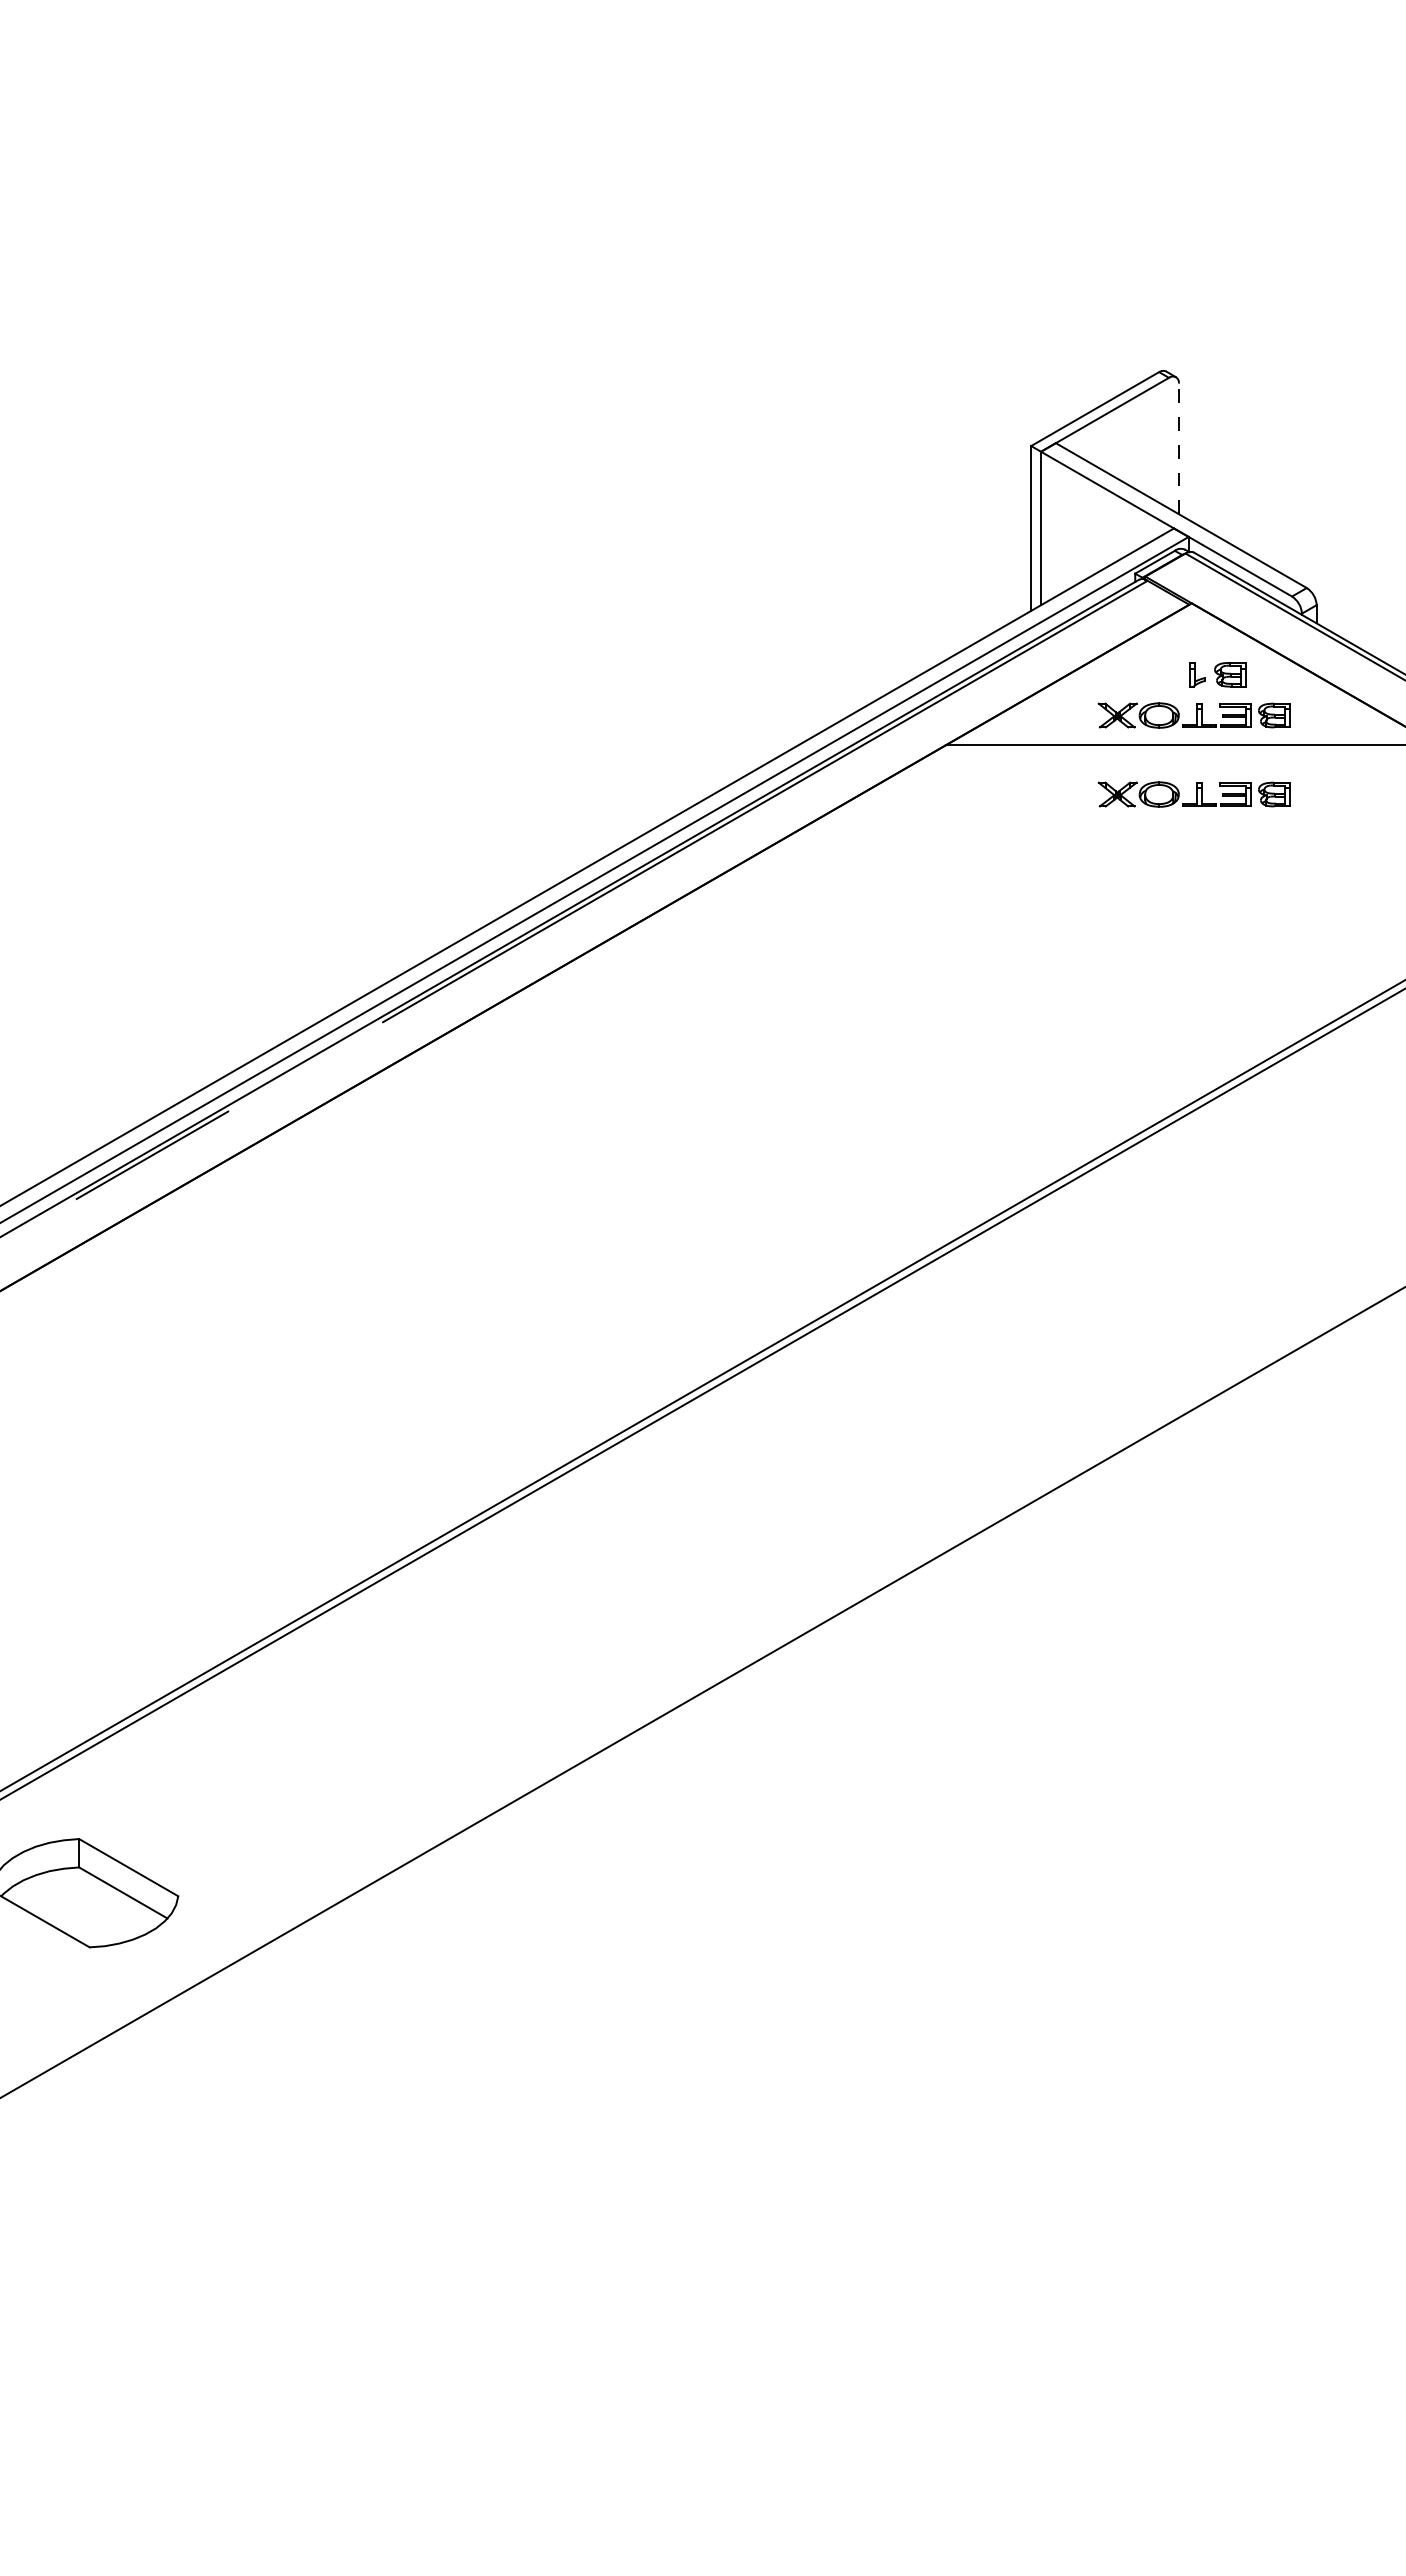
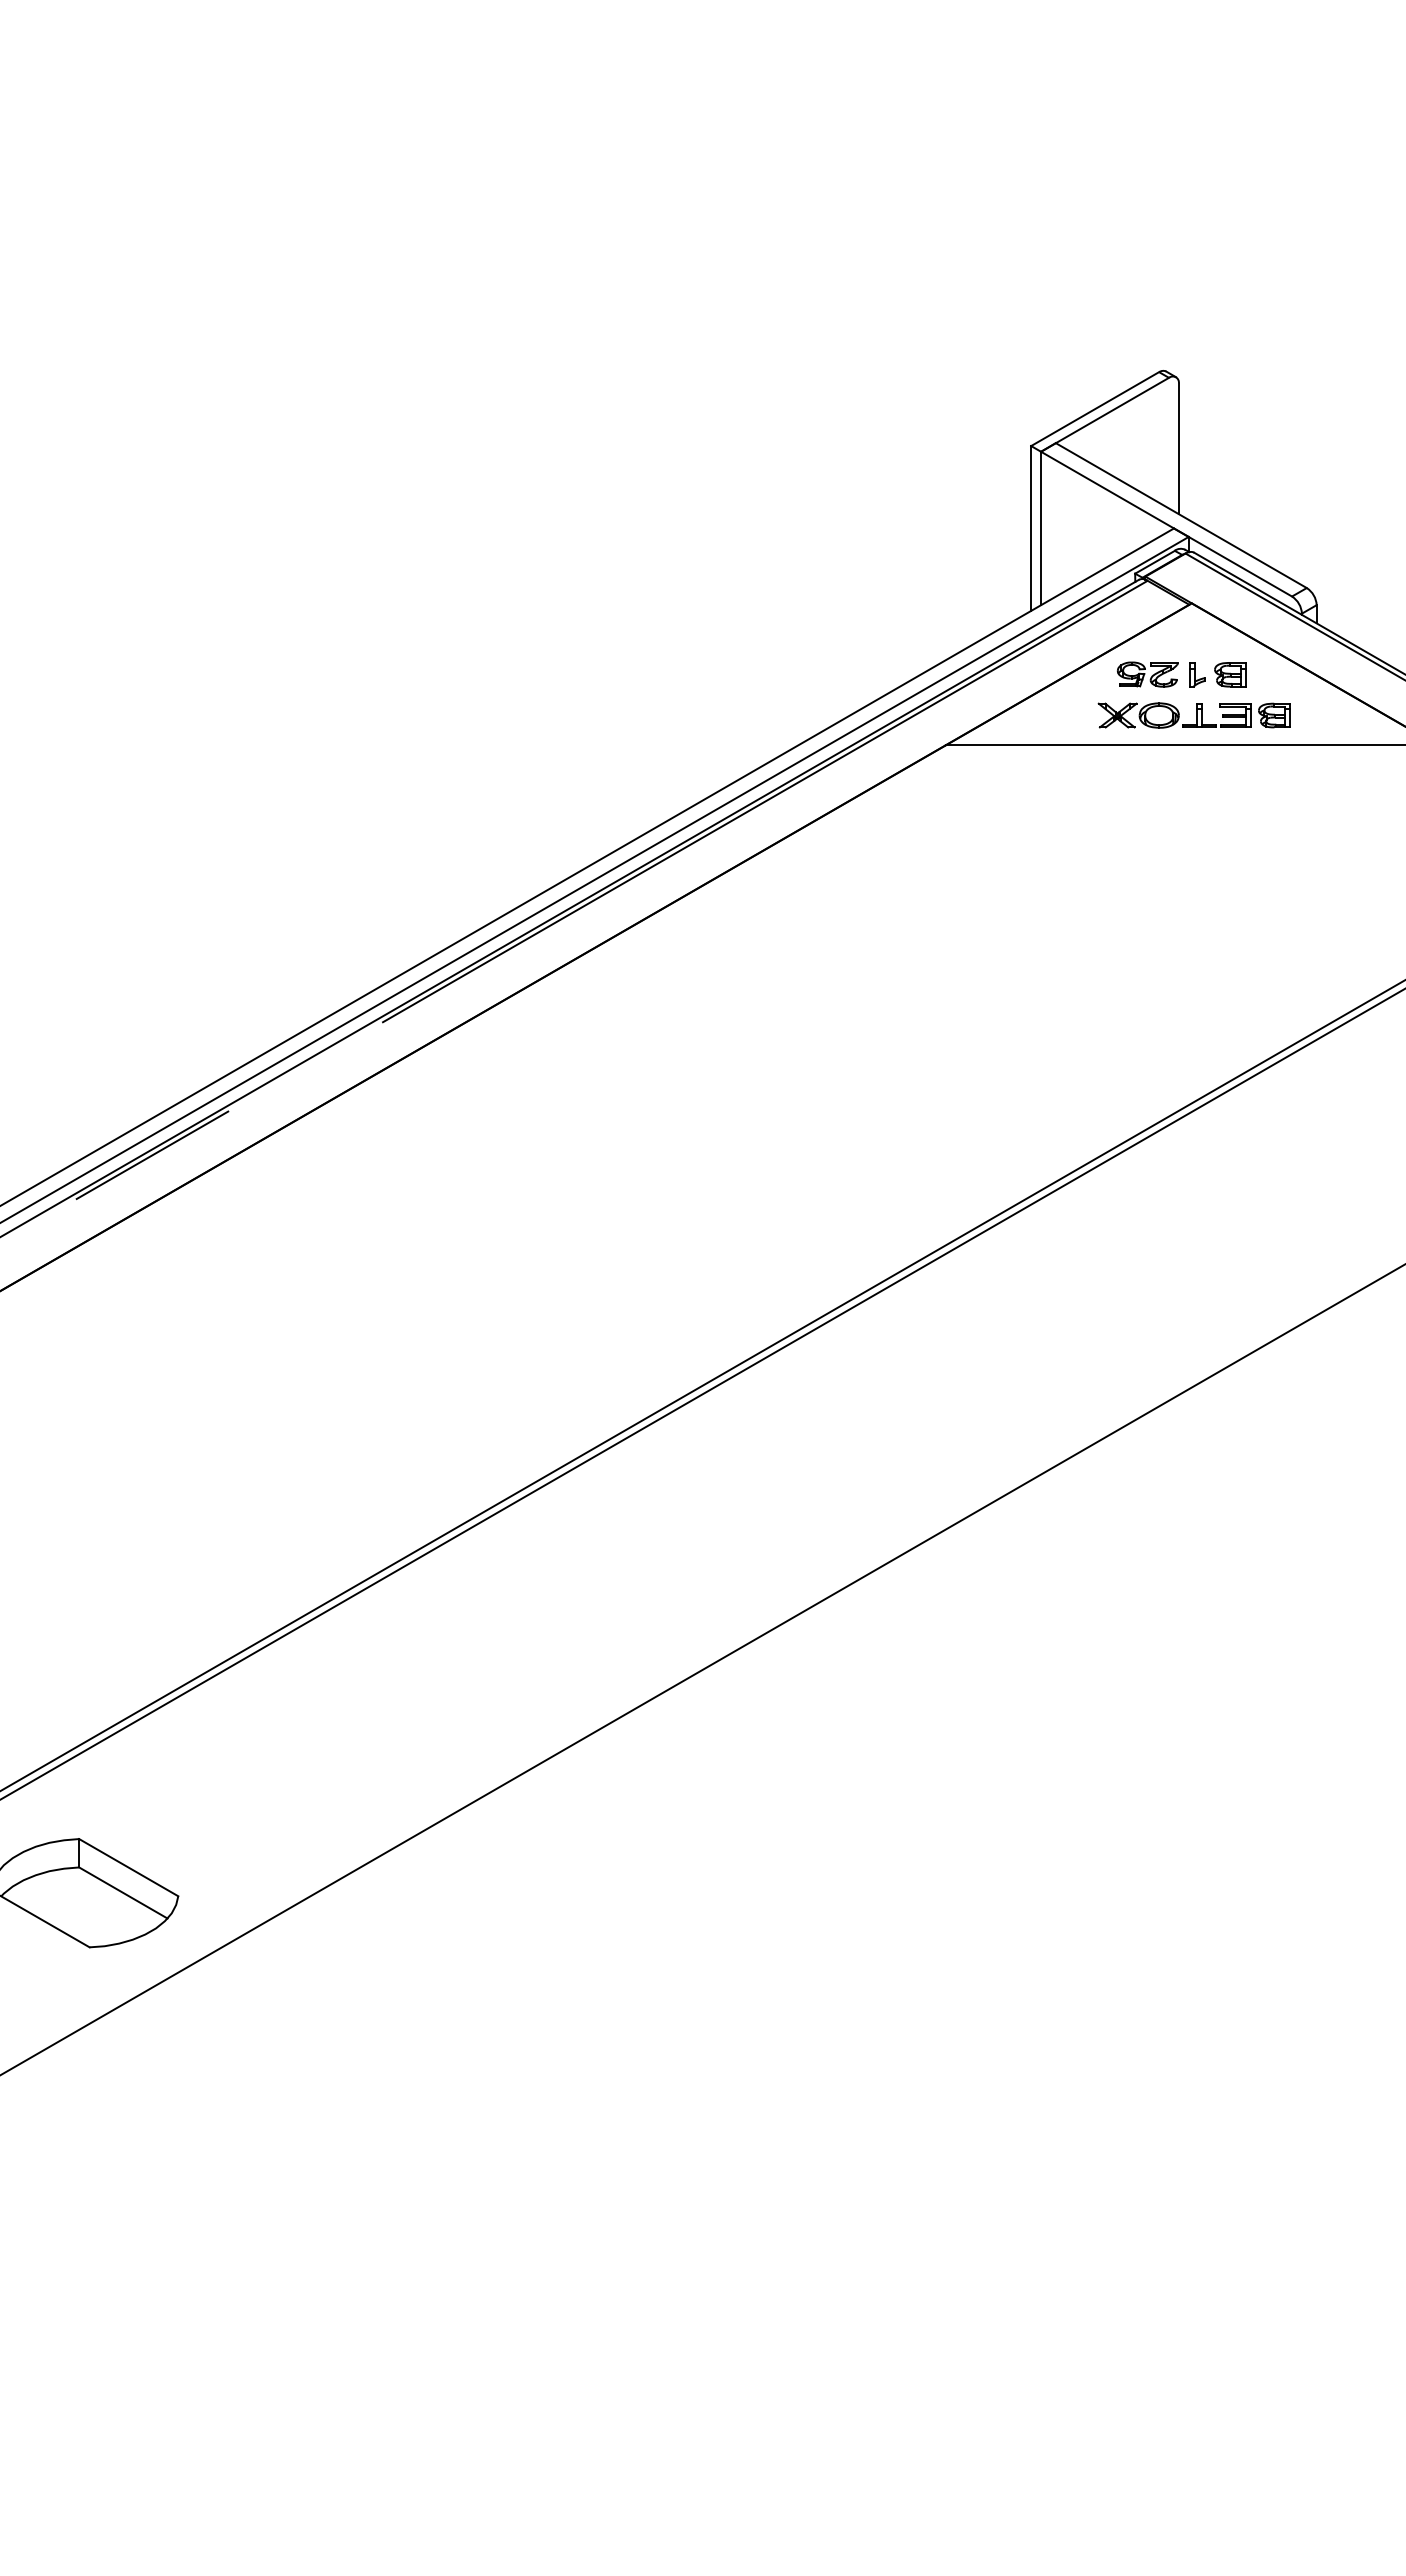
line: dashed -> solid (1178, 448)
part: none -> present (1147, 674)
part: present -> none (1193, 794)
line position: (702, 1692) -> (702, 1670) (702, 1670)
